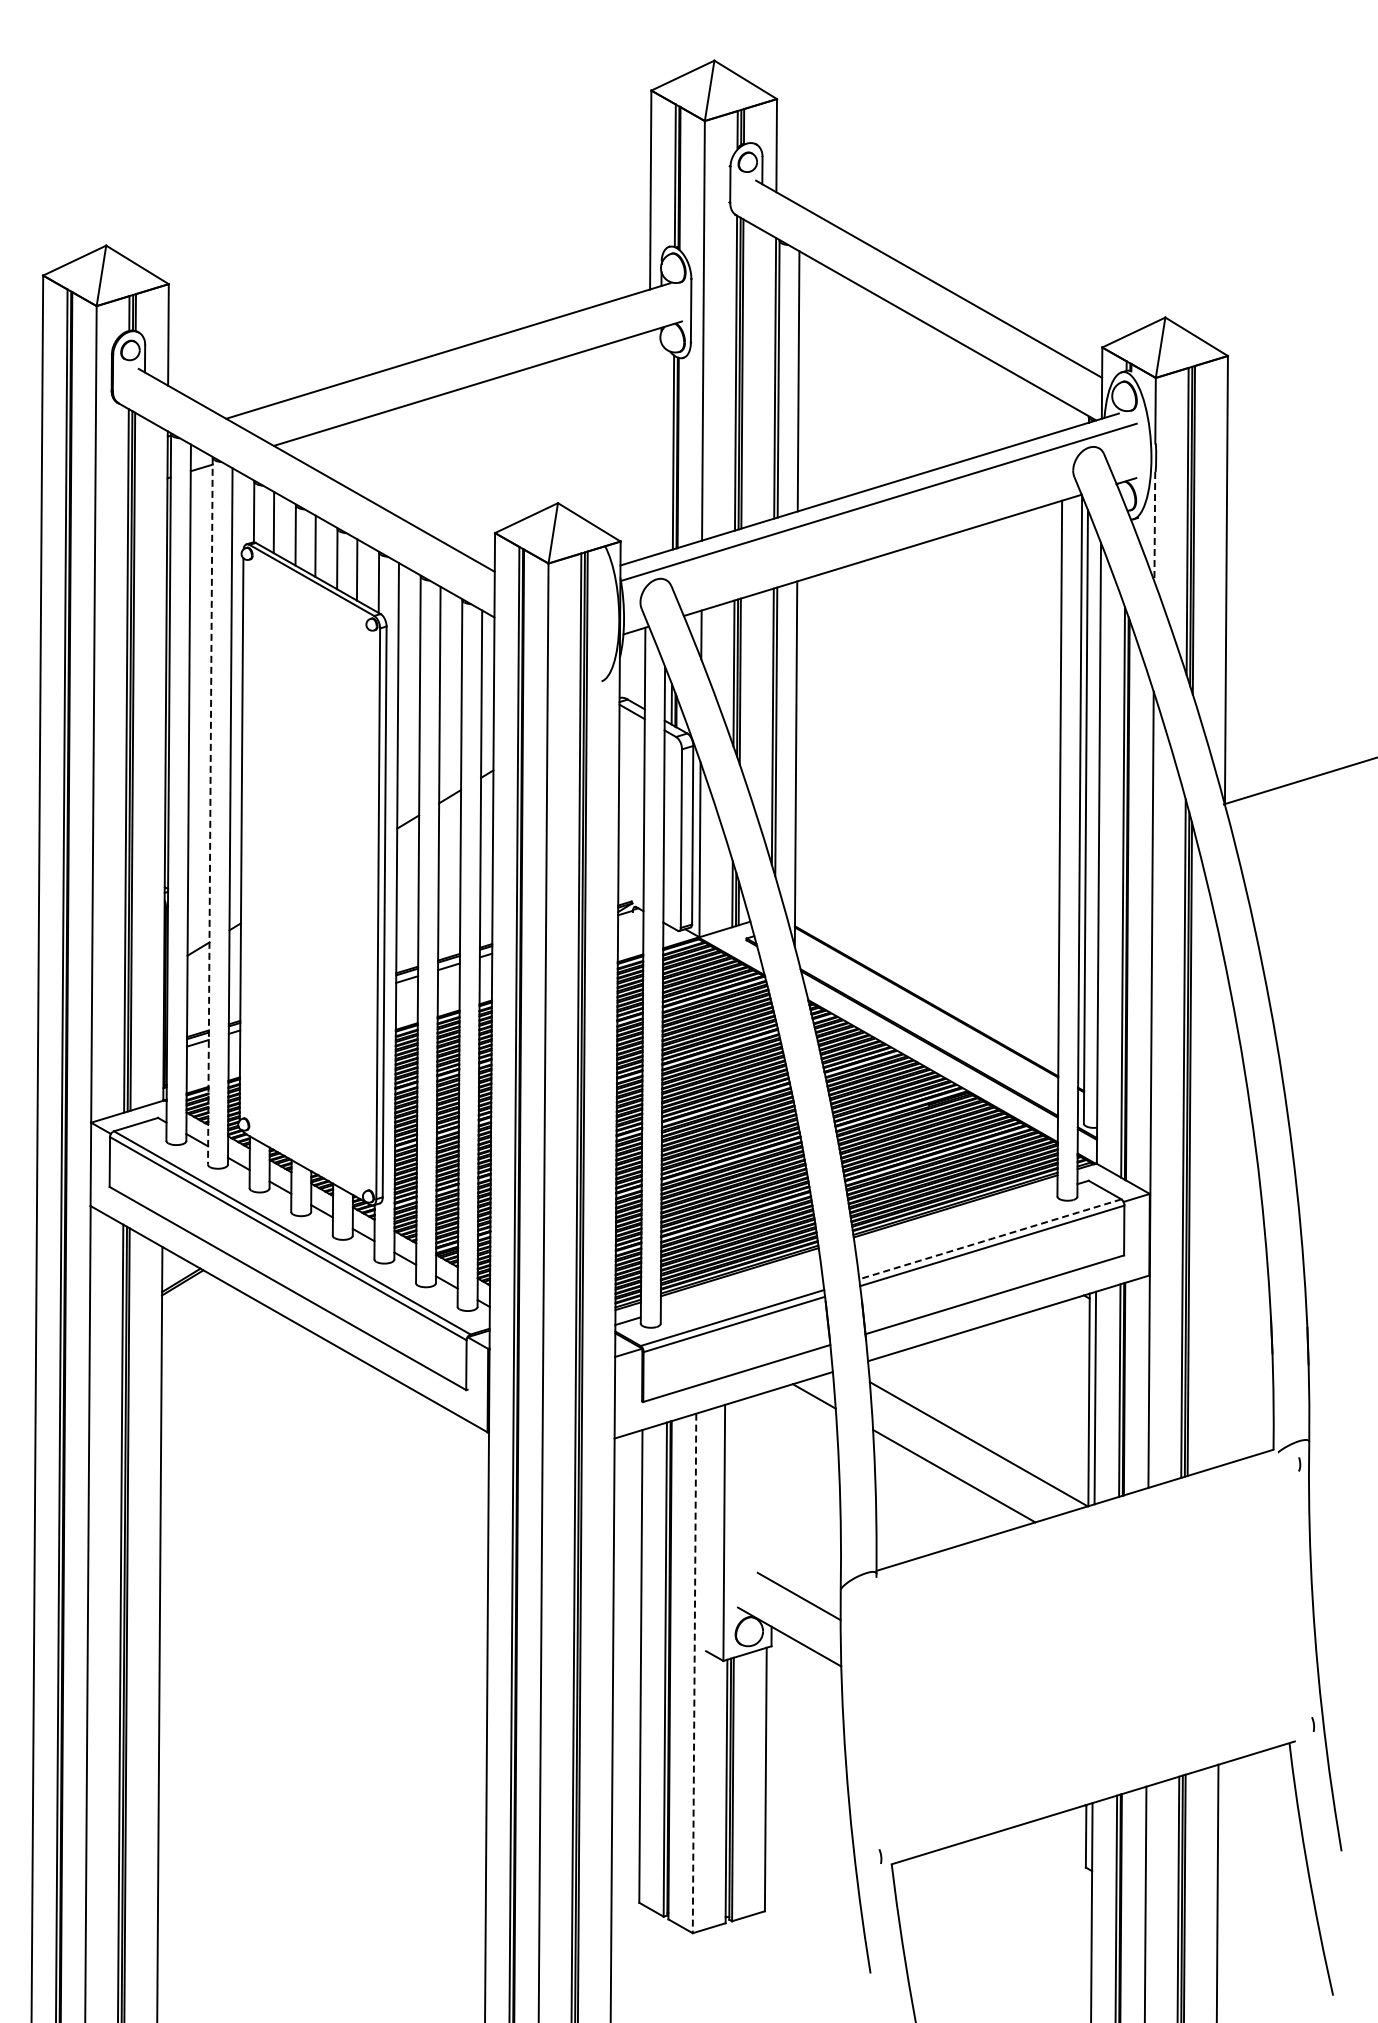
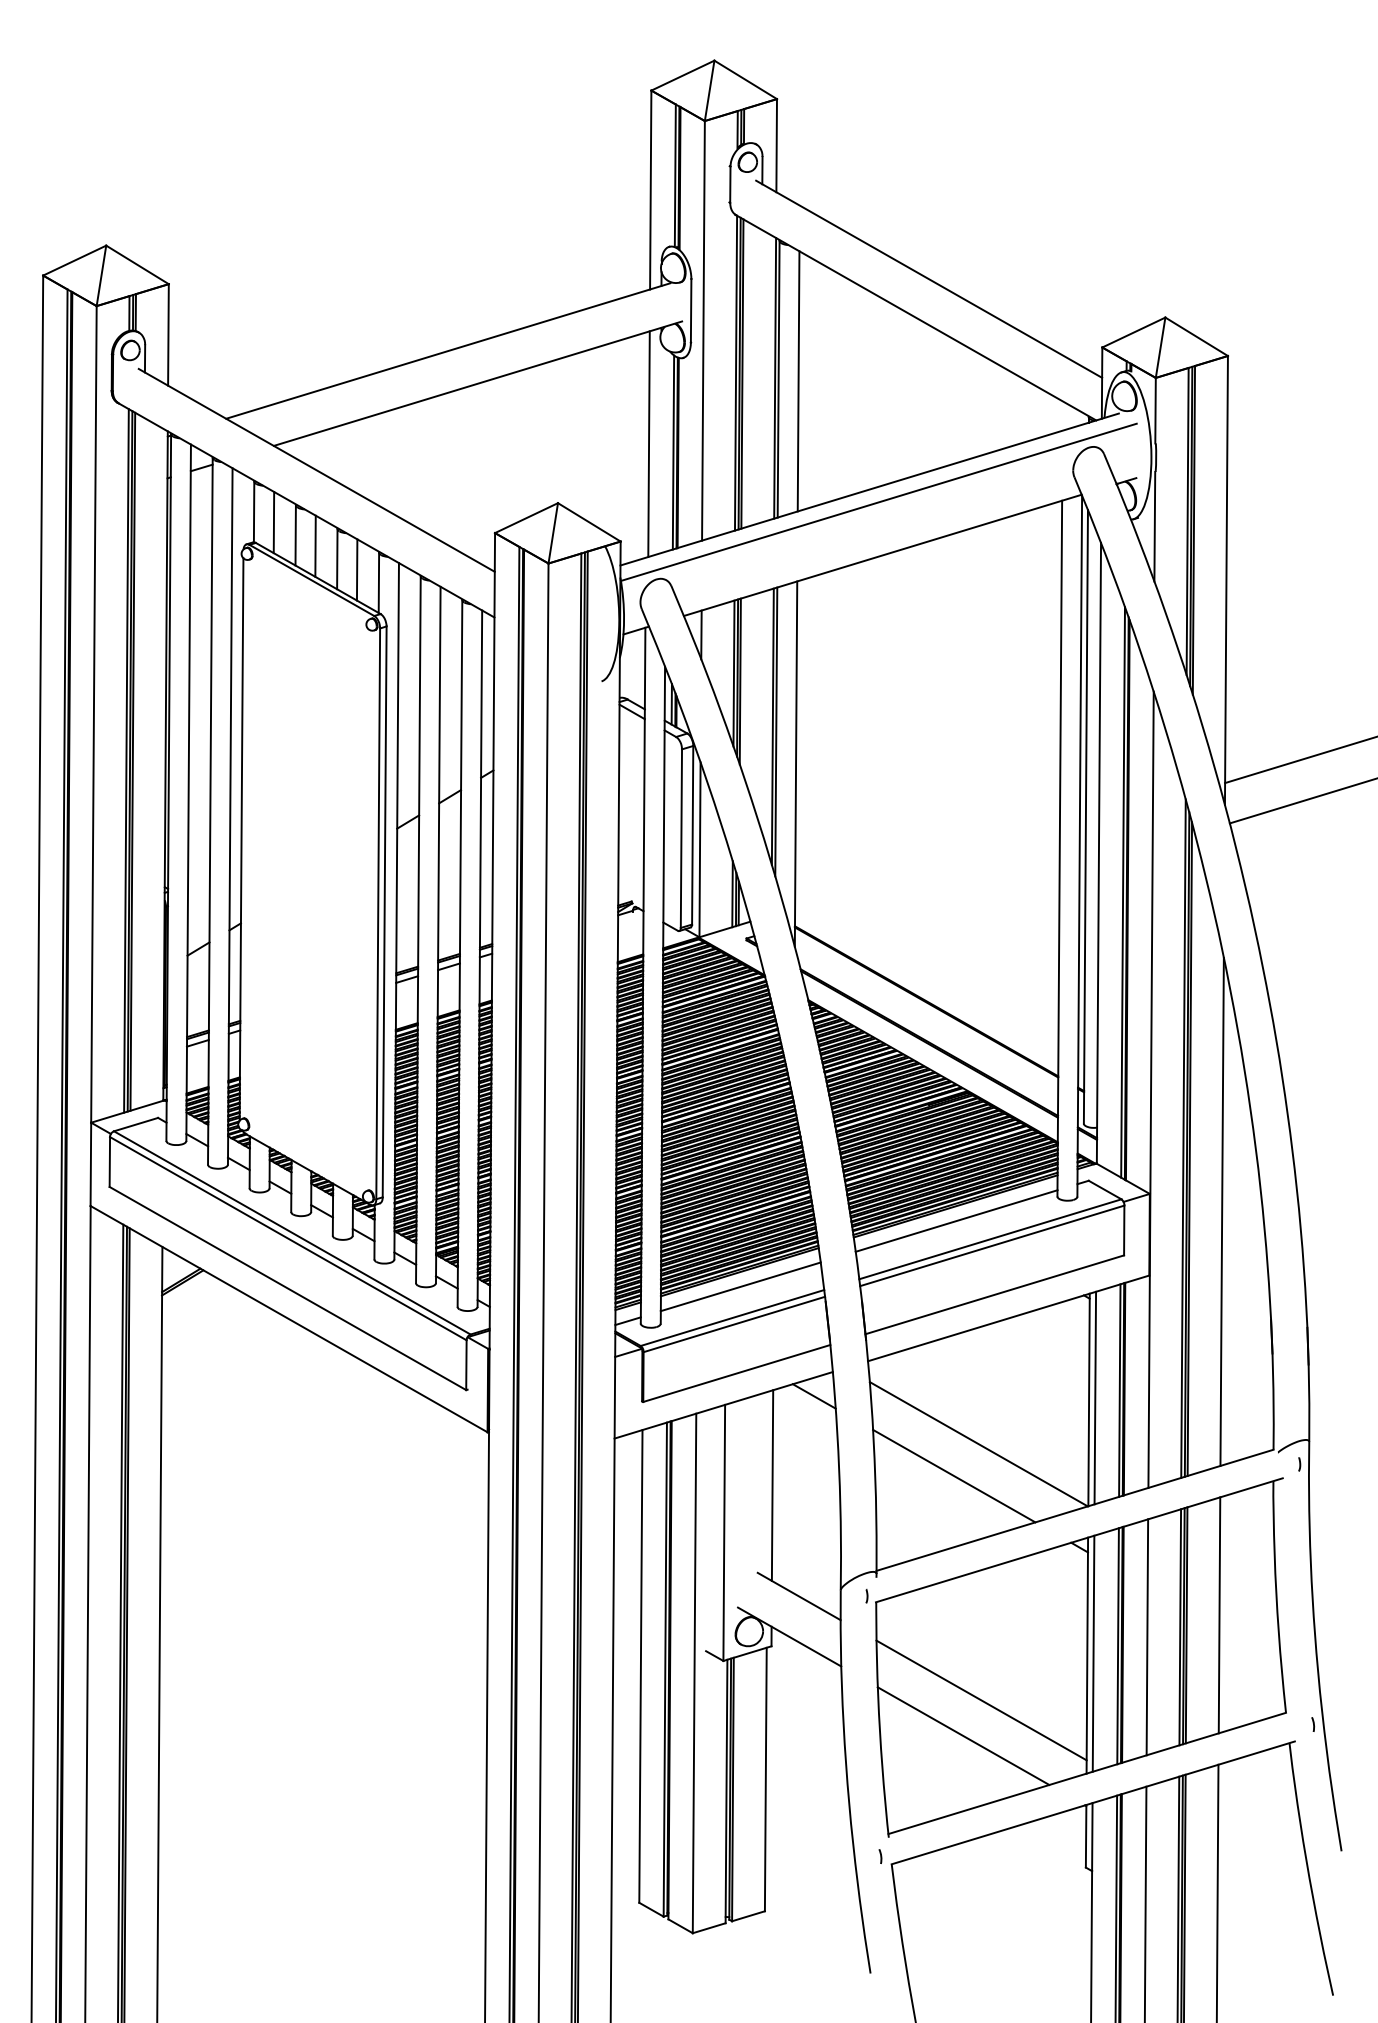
line: none -> present (648, 444)
line: dashed -> solid (1154, 526)
line: none -> present (1299, 760)
line position: (1298, 781) -> (1301, 801) (1301, 801)
line: dashed -> solid (210, 811)
line: none -> present (1221, 1211)
line: none -> present (956, 1220)
line: dashed -> solid (989, 1239)
line: none -> present (740, 1286)
line: none -> present (772, 1485)
part: none -> present (1075, 1657)
line: dashed -> solid (694, 1673)
